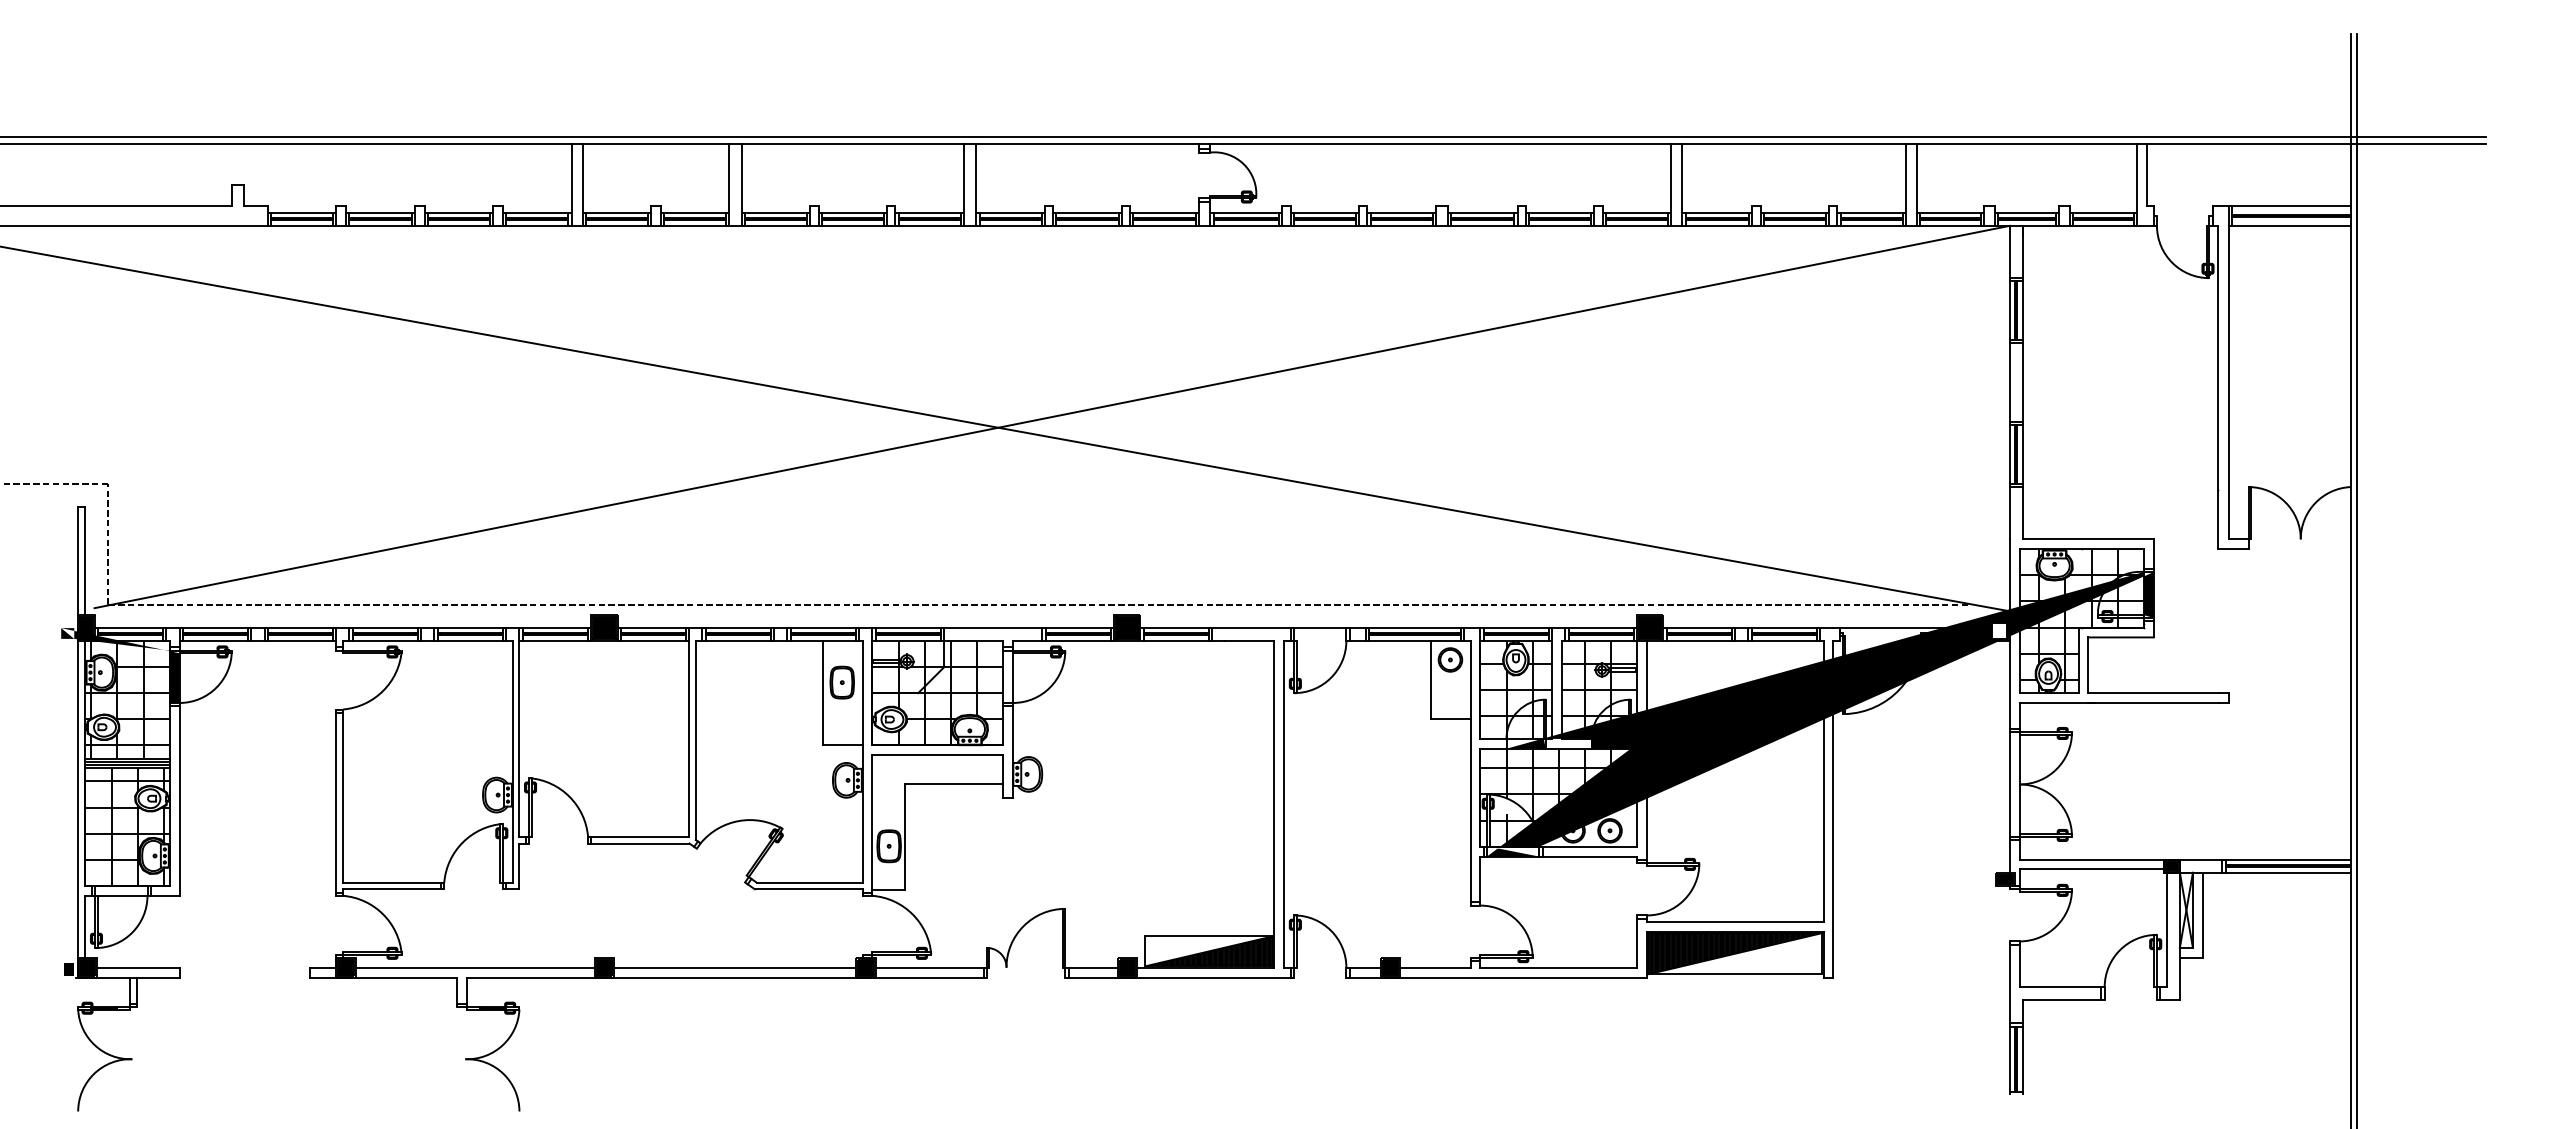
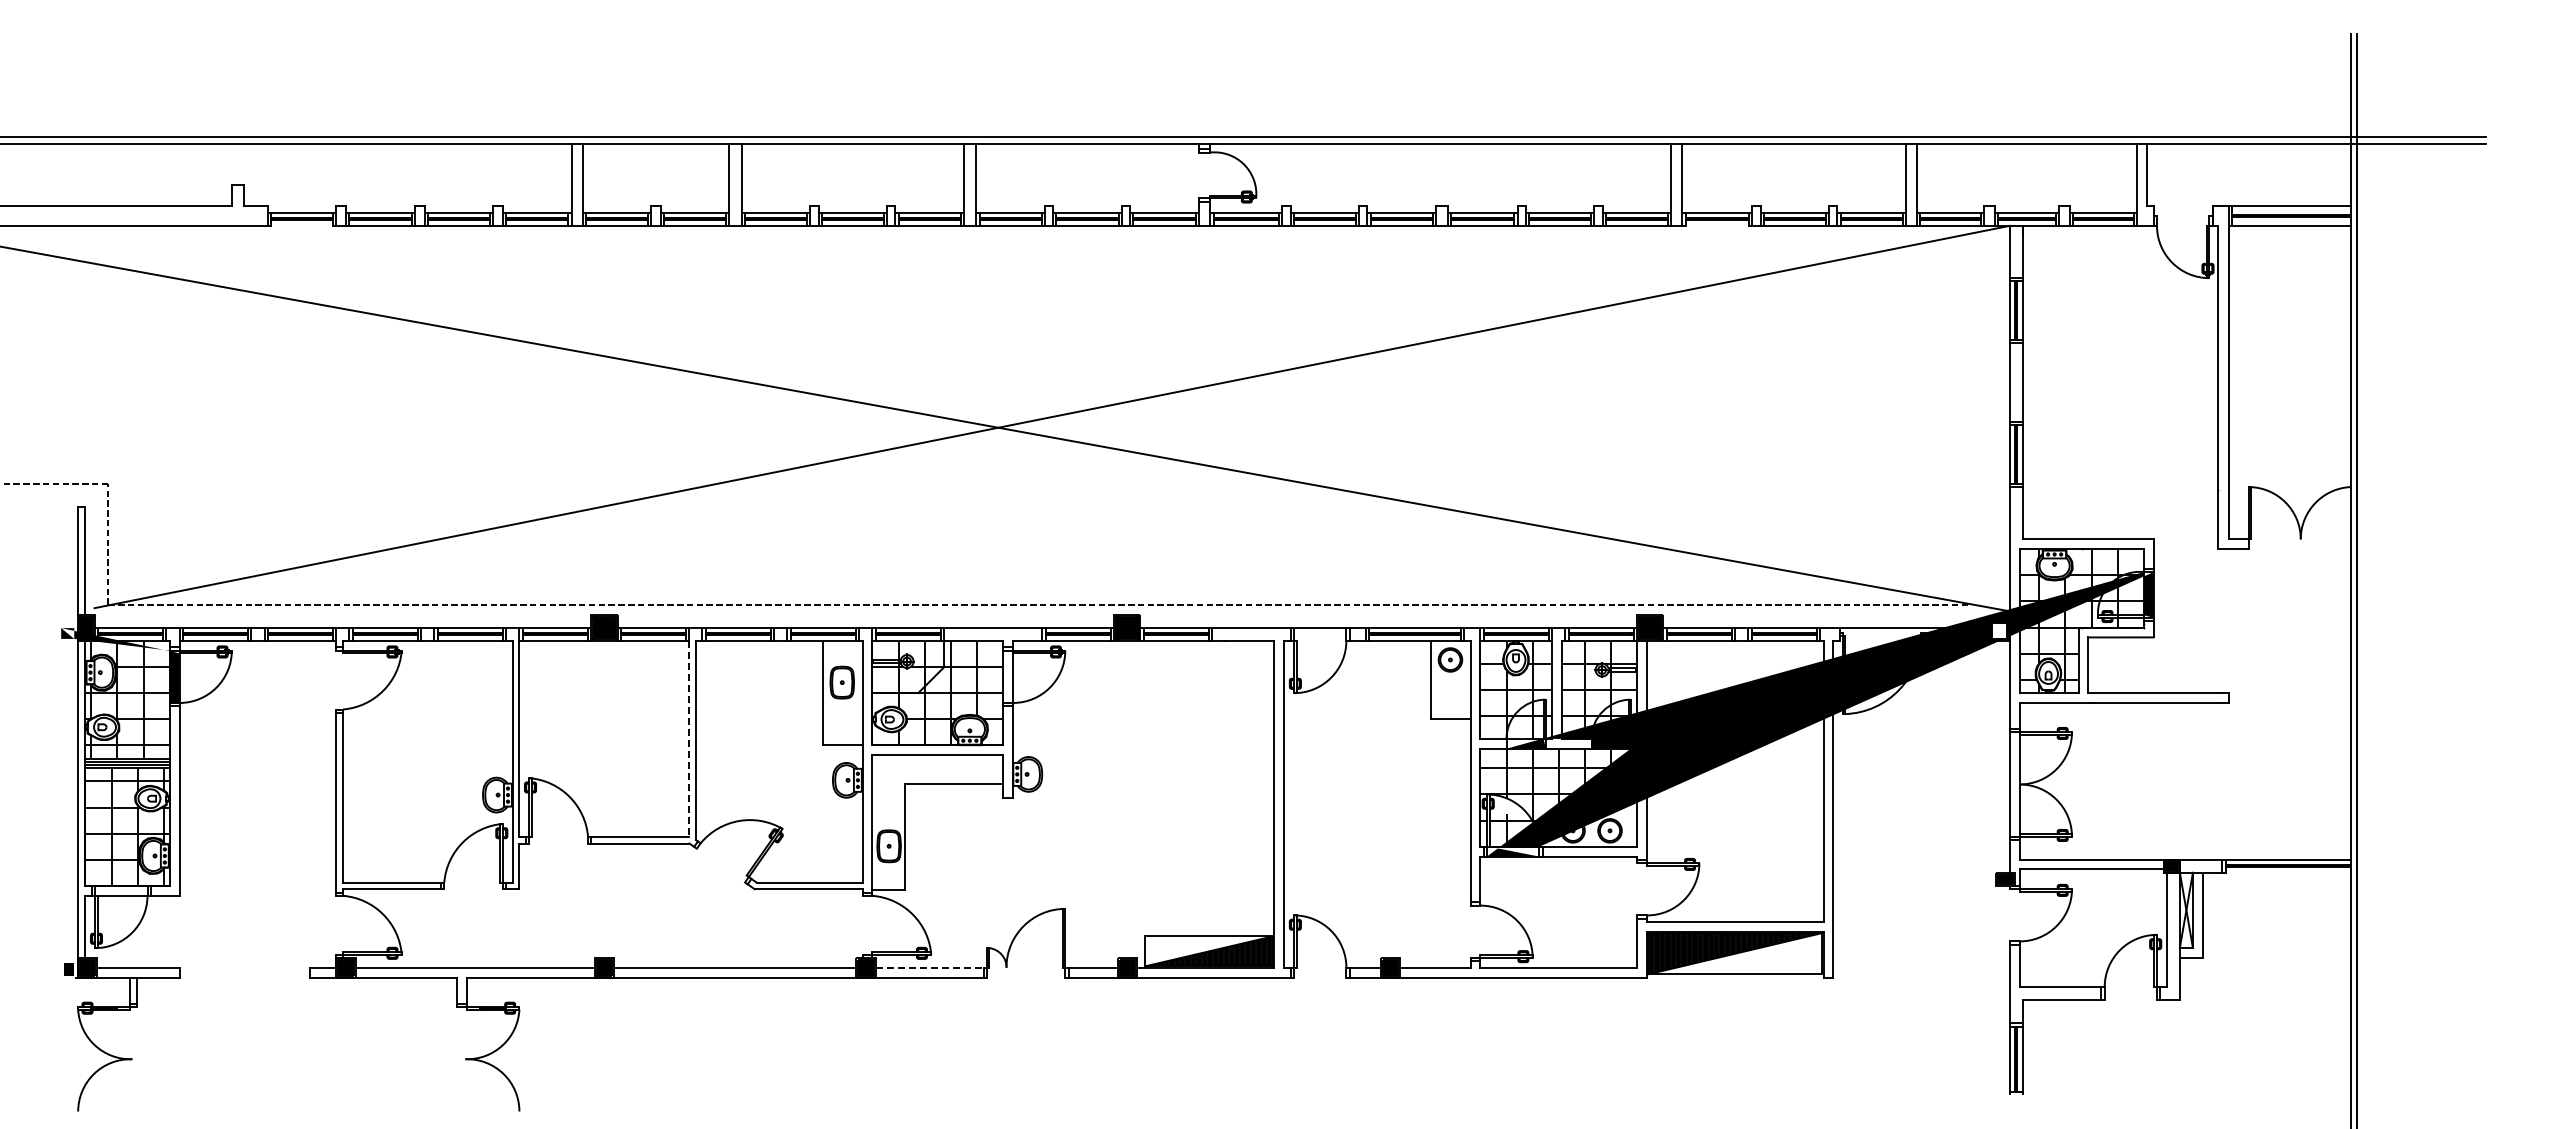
line: present -> none (302, 225)
line: present -> none (1717, 225)
line: solid -> dashed (689, 739)
line: present -> none (2287, 872)
line: solid -> dashed (929, 967)
